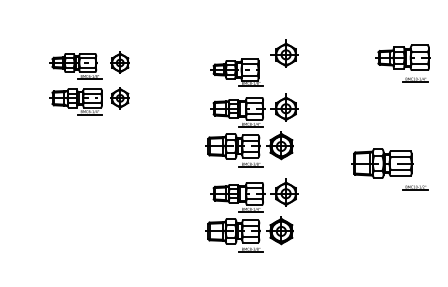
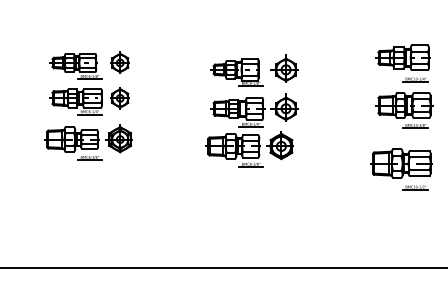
part position: (284, 53) -> (284, 68) (284, 68)
part: none -> present (404, 110)
part: none -> present (88, 142)
part position: (382, 163) -> (401, 163) (401, 163)
part: present -> none (251, 215)
line: none -> present (223, 267)
